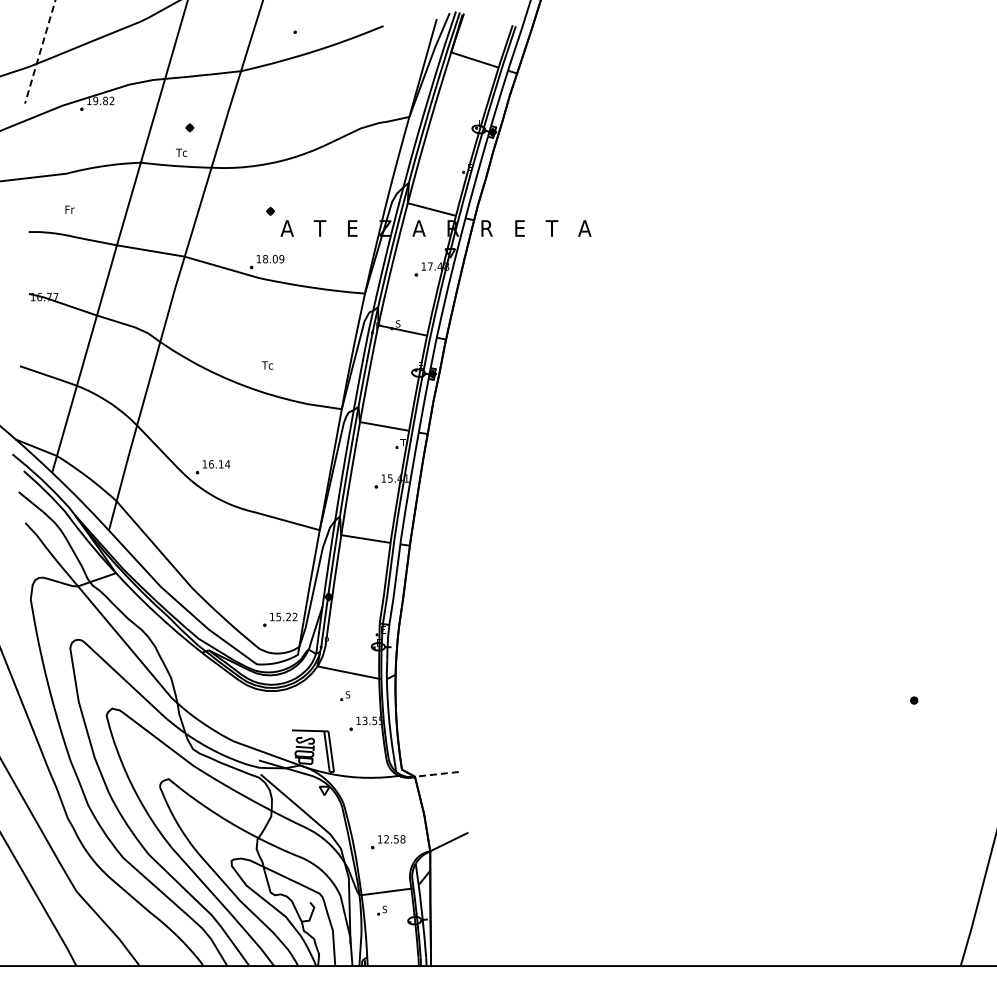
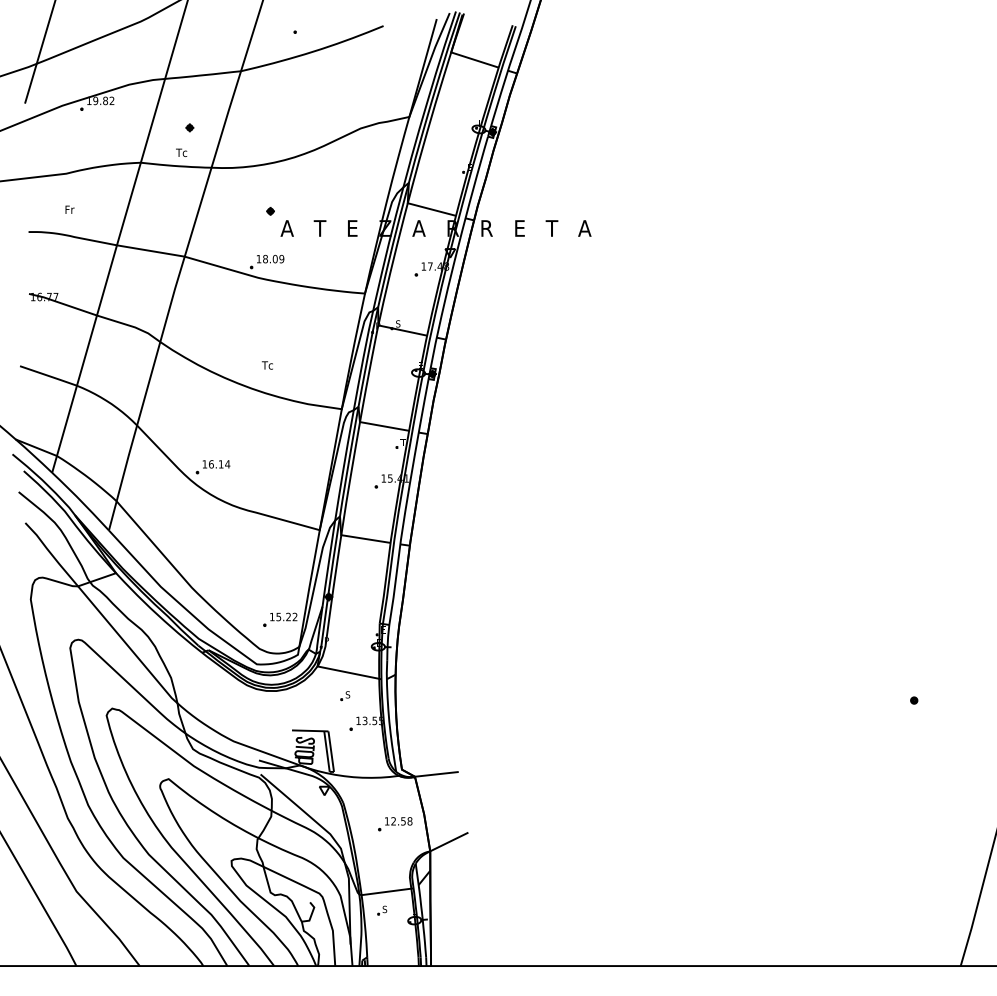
line: dashed -> solid (40, 51)
line: dashed -> solid (436, 774)
part position: (388, 842) -> (395, 824) (395, 824)
